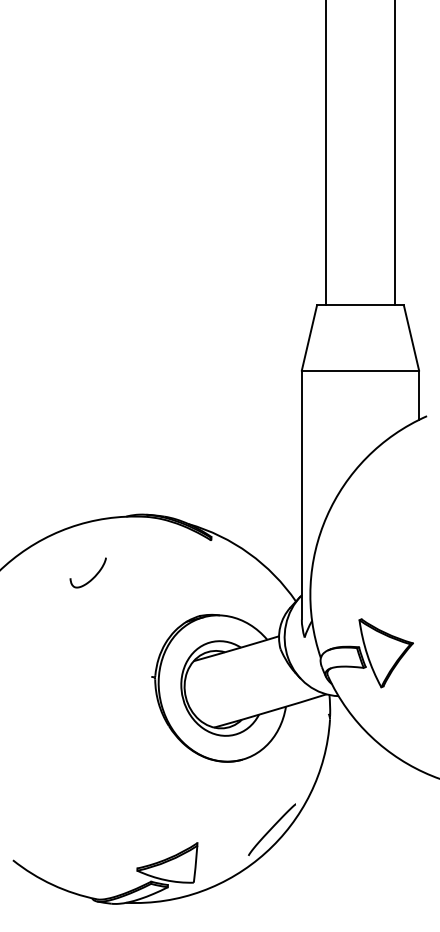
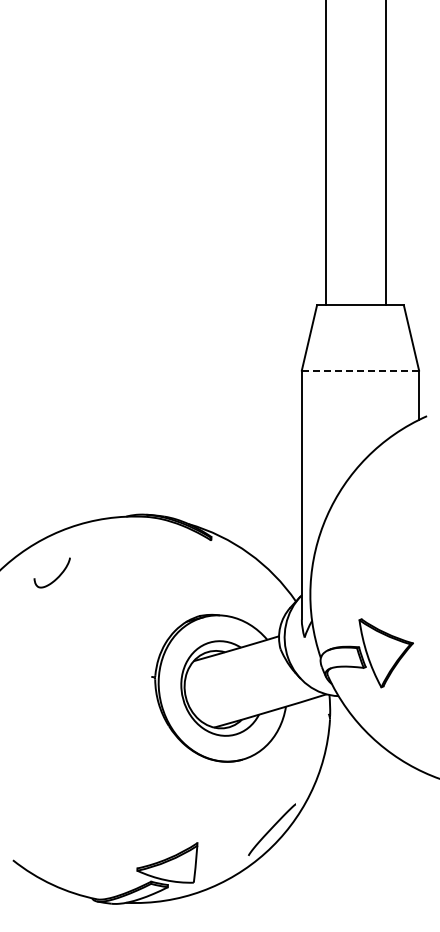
line position: (395, 153) -> (386, 153) (386, 153)
line: solid -> dashed (360, 370)
curve position: (92, 577) -> (56, 577) (56, 577)
